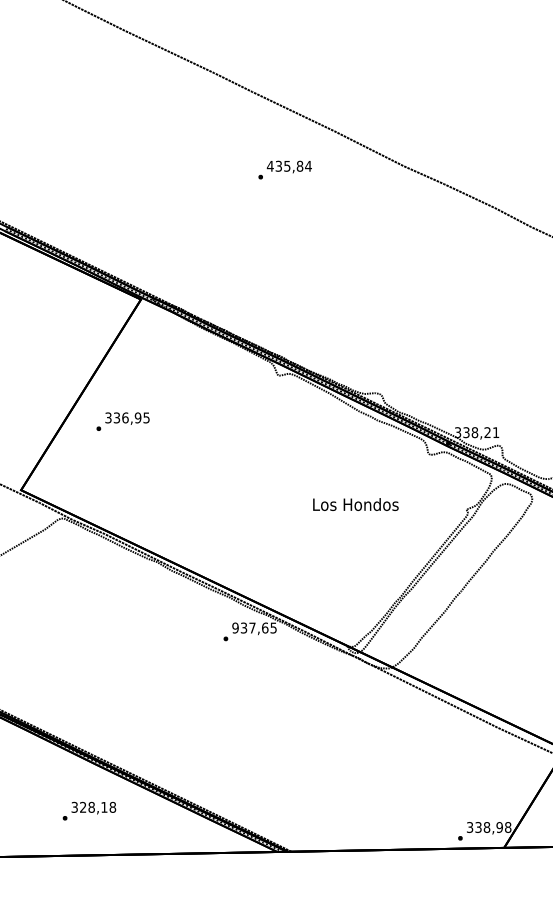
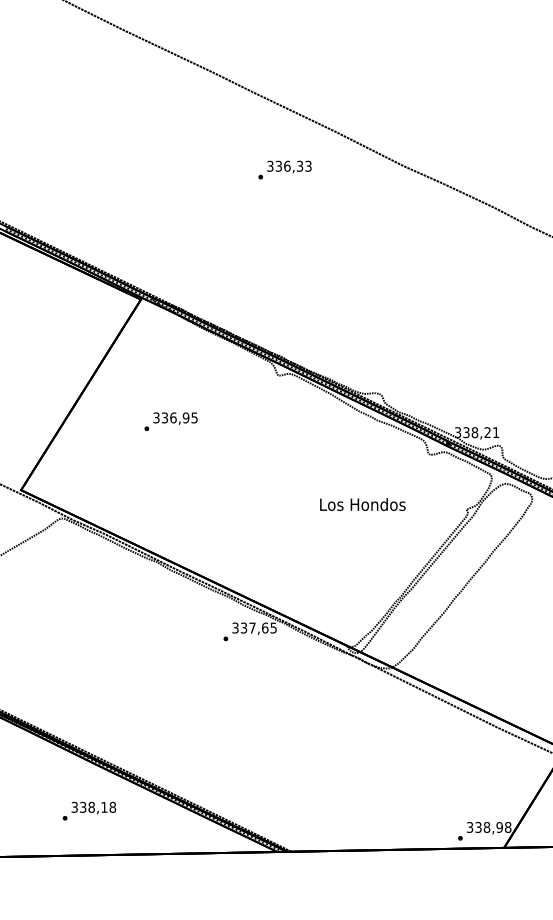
text: 435,84 -> 336,33 (288, 165)
text position: (122, 421) -> (170, 421) (170, 421)
text position: (355, 504) -> (362, 504) (362, 504)
text: 937,65 -> 337,65 (235, 627)
text: 328,18 -> 338,18 (83, 807)
